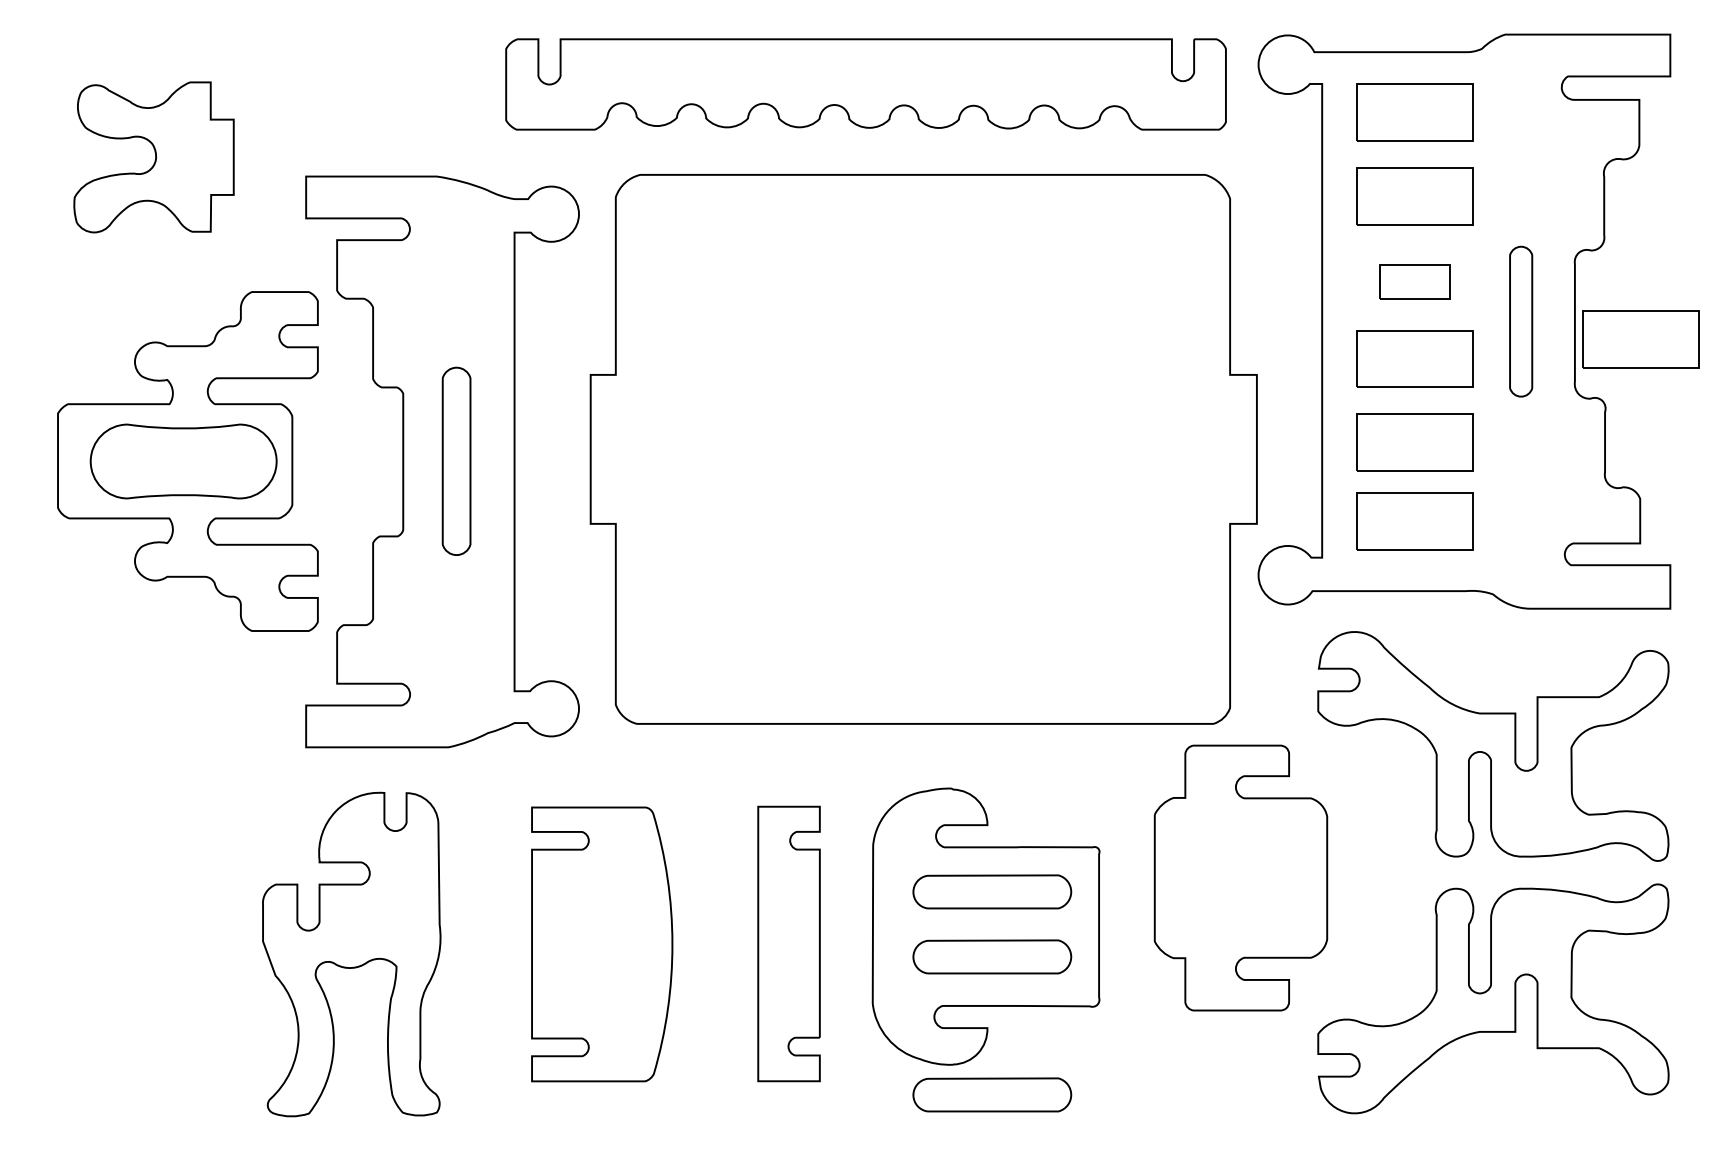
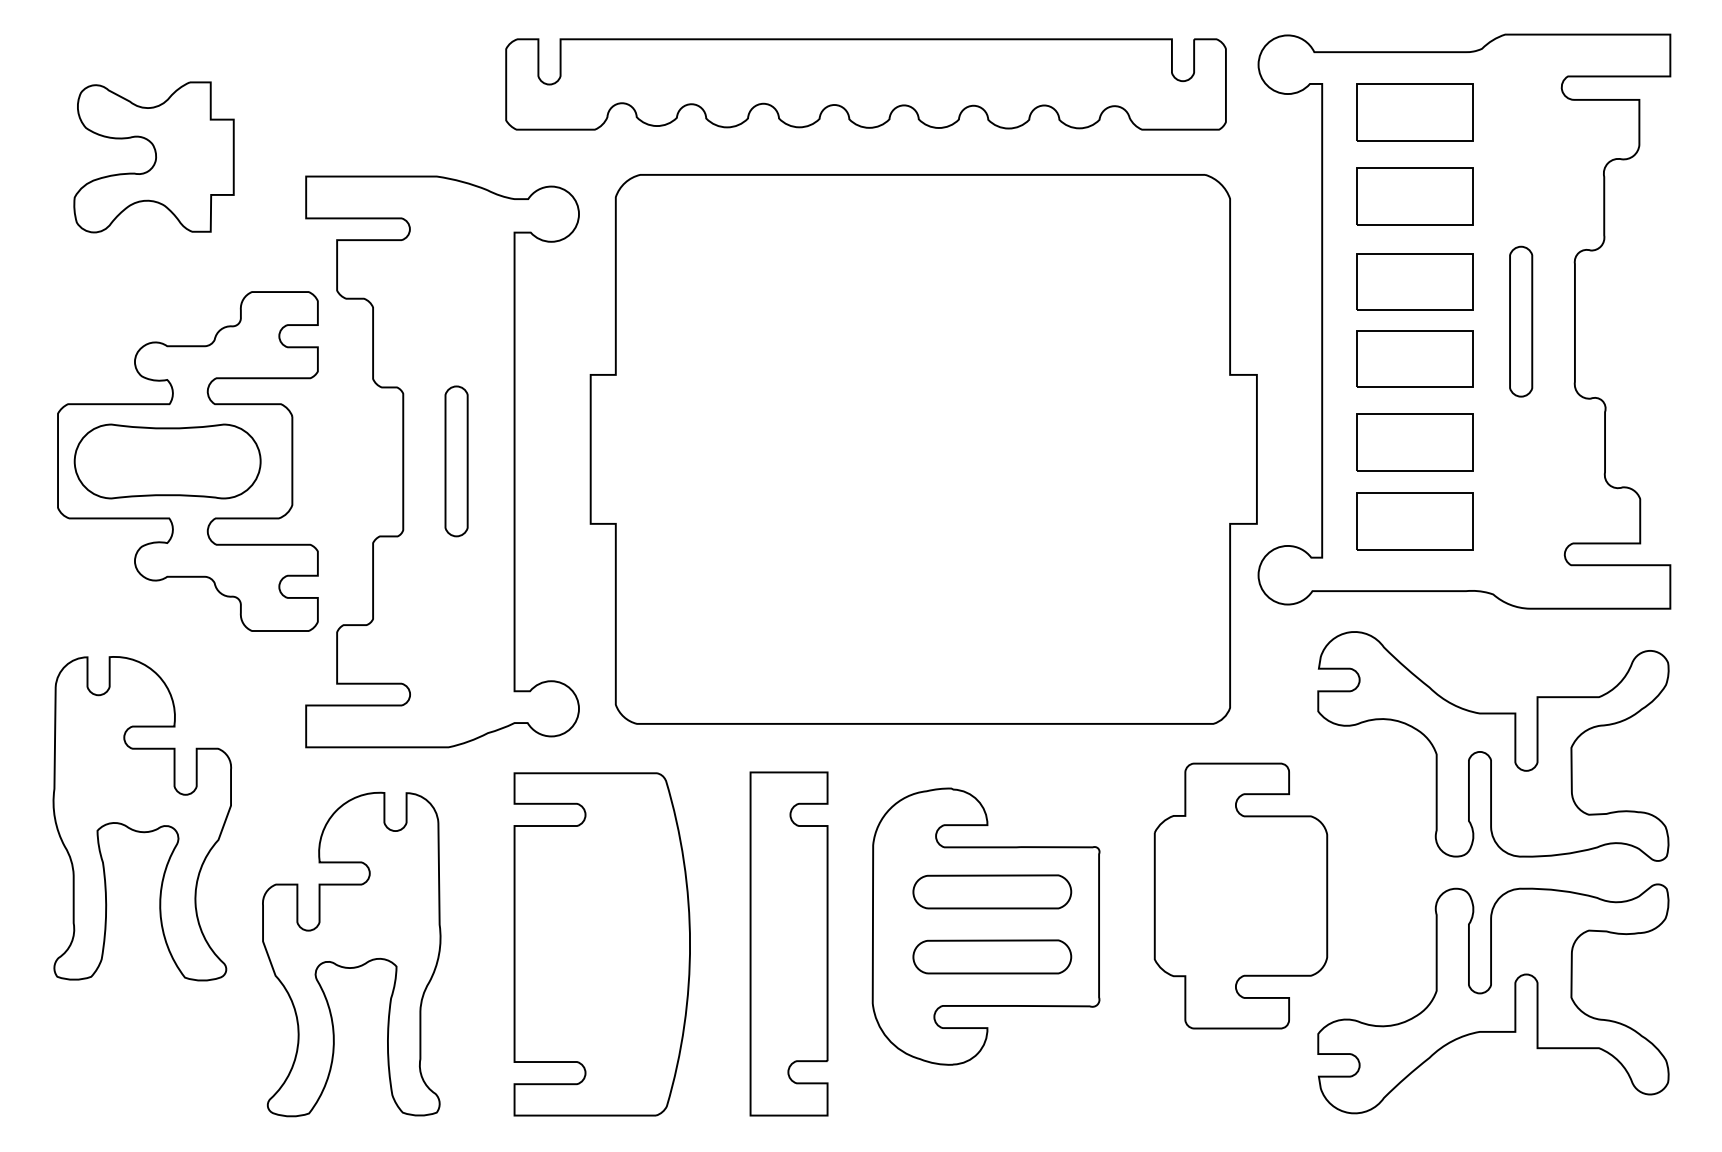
part size: 72x36 px -> 118x58 px (1414, 281)
part: present -> none (1640, 339)
part size: 31x190 px -> 25x153 px (456, 461)
part position: (183, 461) -> (167, 461) (167, 461)
part: none -> present (141, 818)
part position: (1240, 877) -> (1240, 895) (1240, 895)
part size: 64x278 px -> 80x346 px (788, 943)
part size: 143x277 px -> 178x345 px (601, 944)
part: present -> none (992, 1094)
